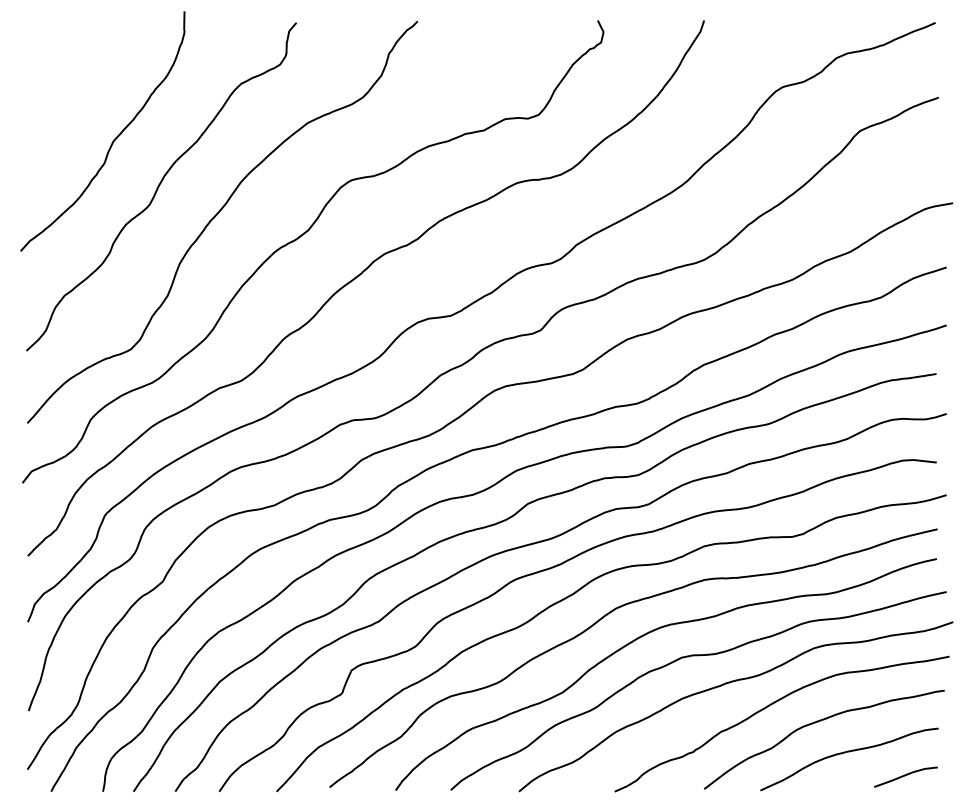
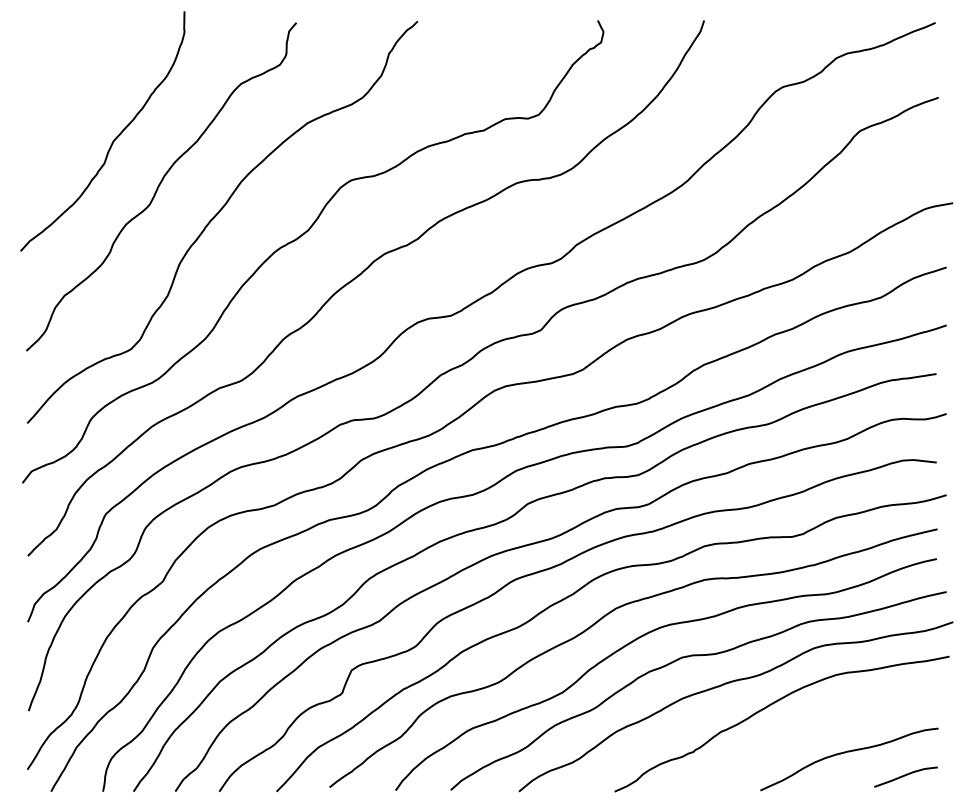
curve: present -> none (818, 722)
